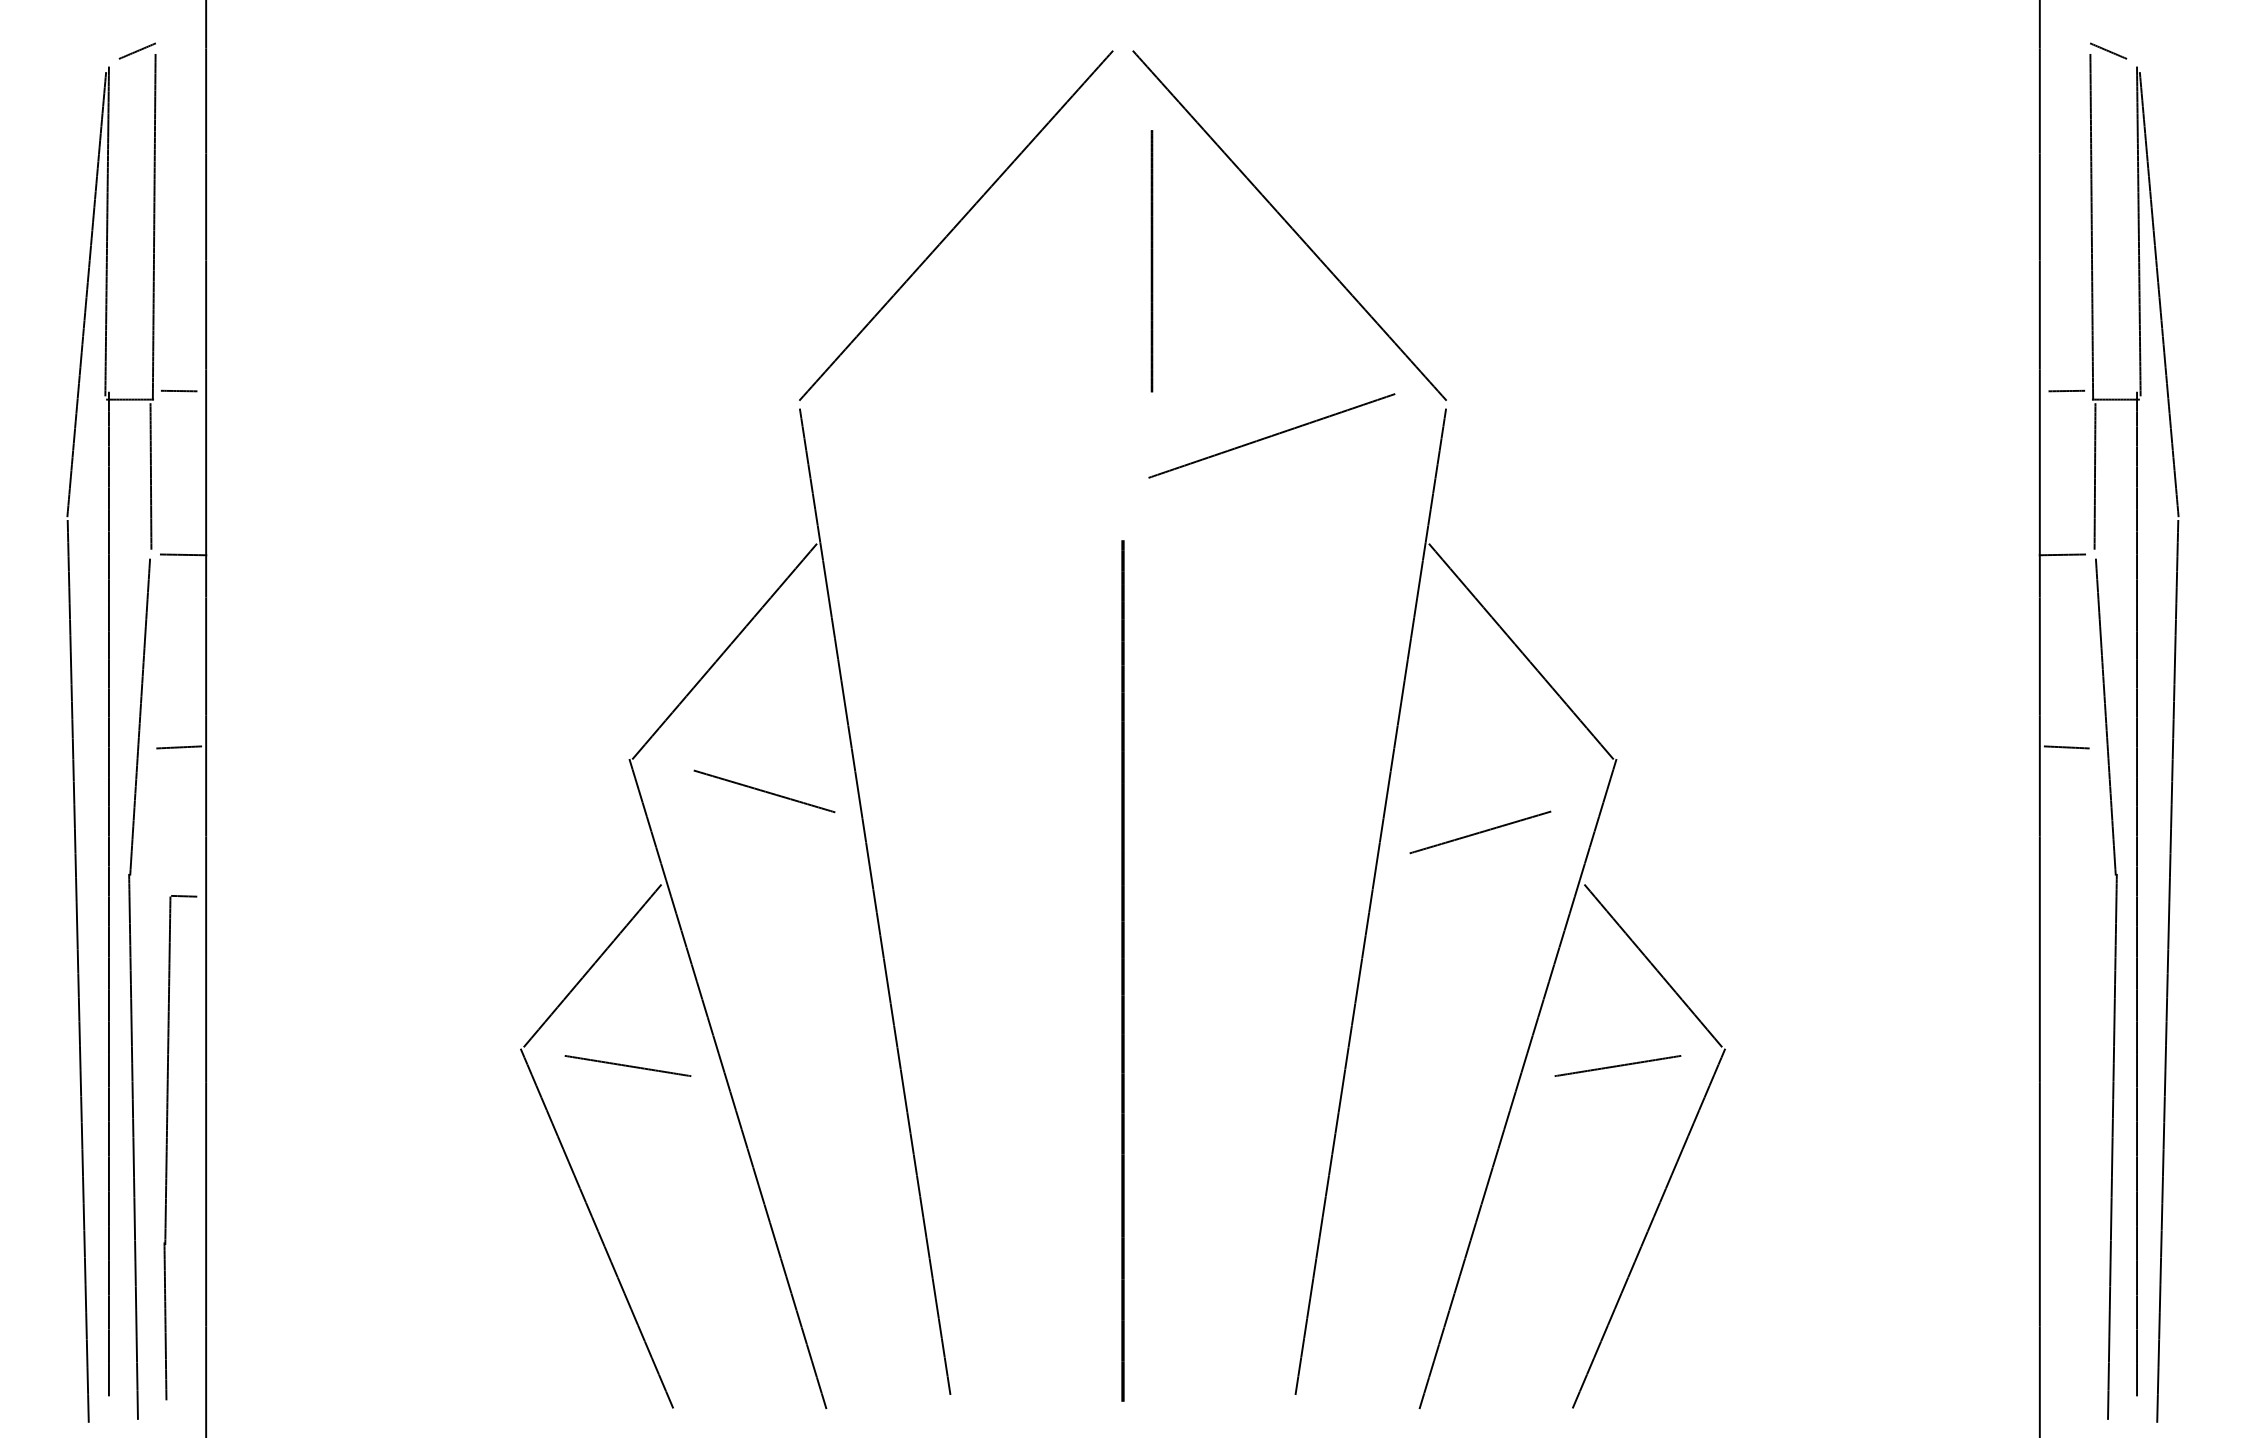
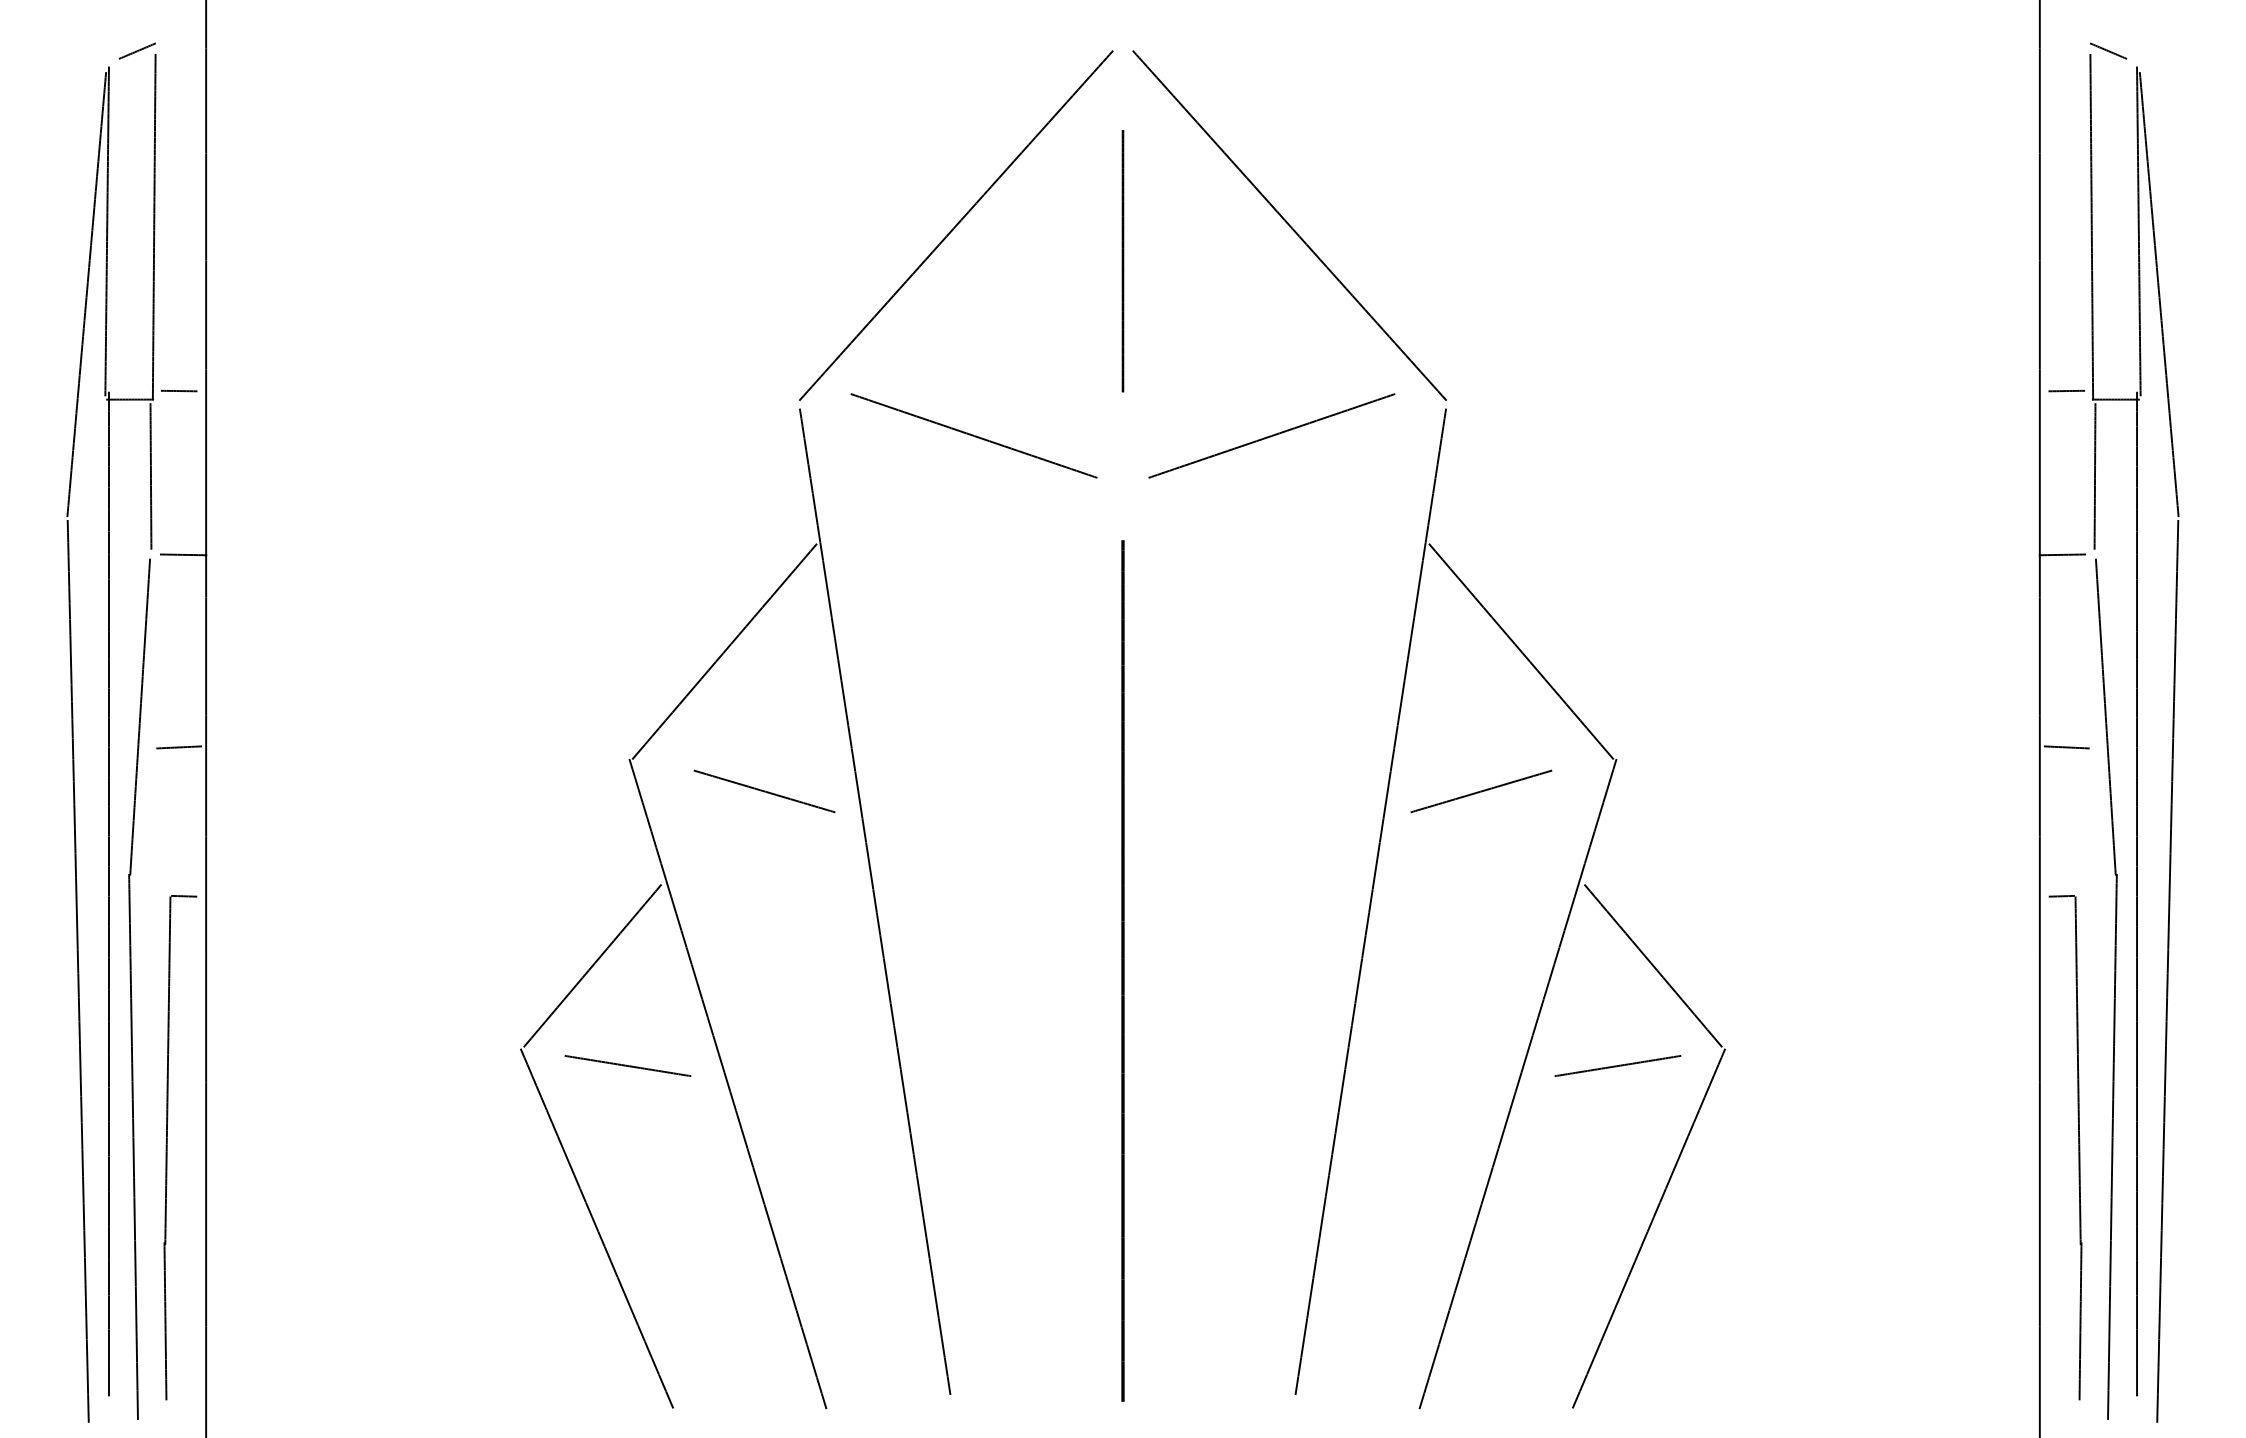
line position: (1151, 261) -> (1122, 261) (1122, 261)
line: none -> present (973, 435)
line position: (1480, 832) -> (1481, 791) (1481, 791)
part: none -> present (2078, 1147)
